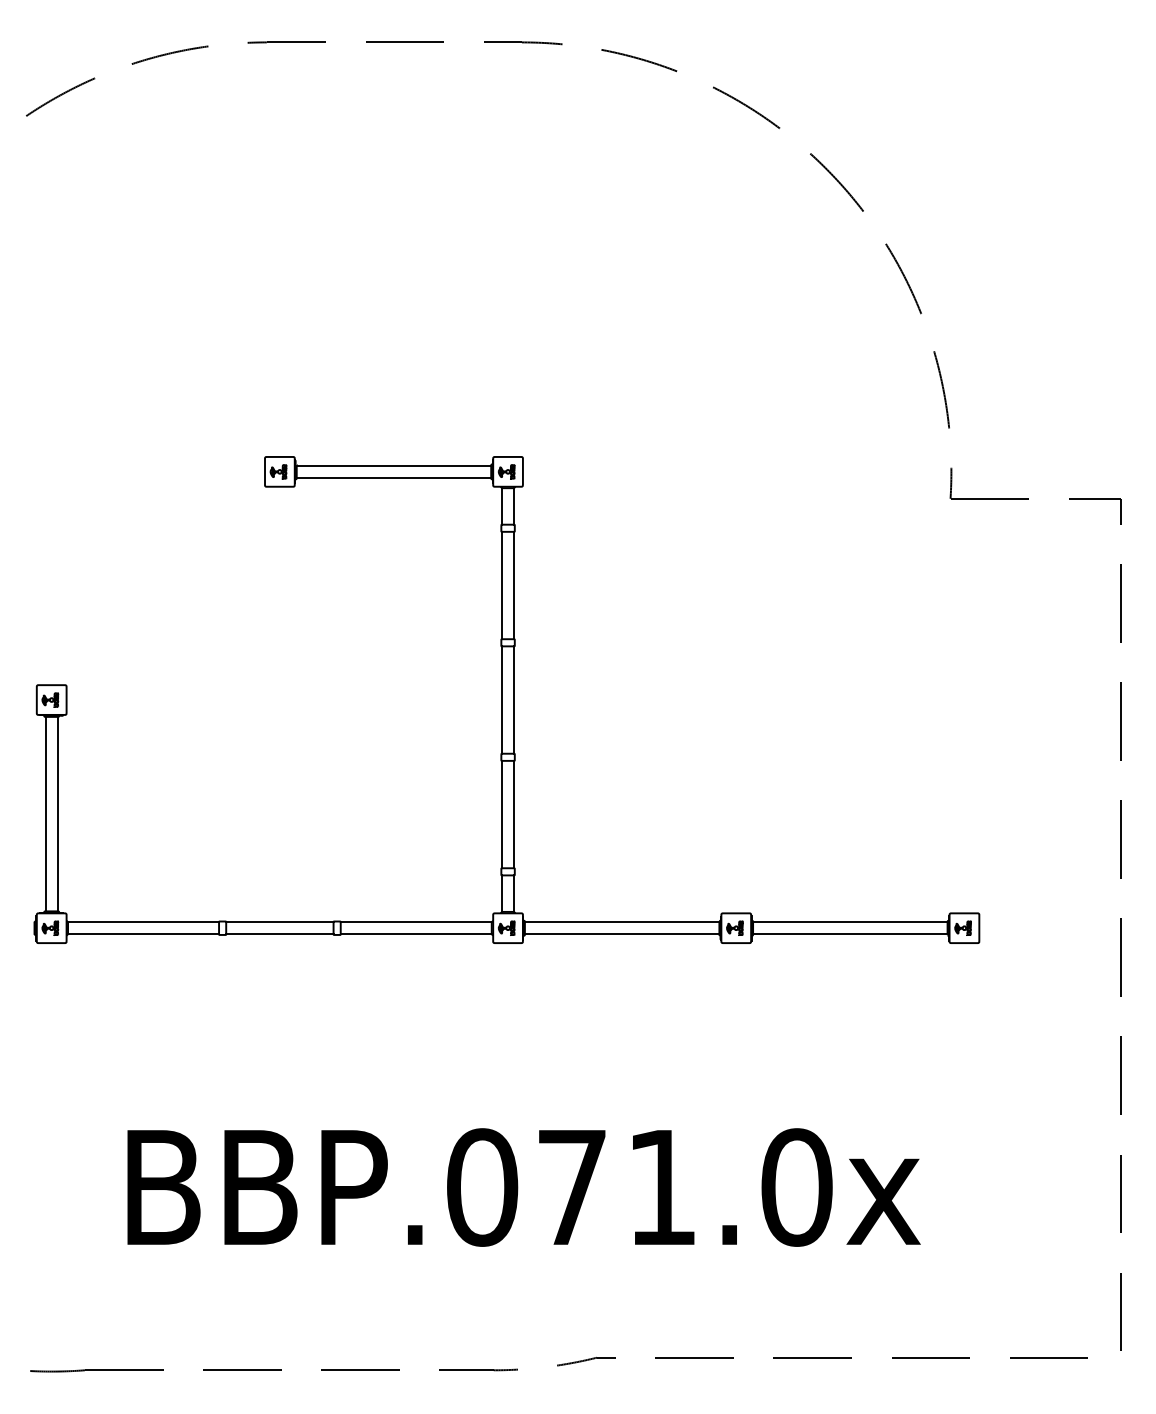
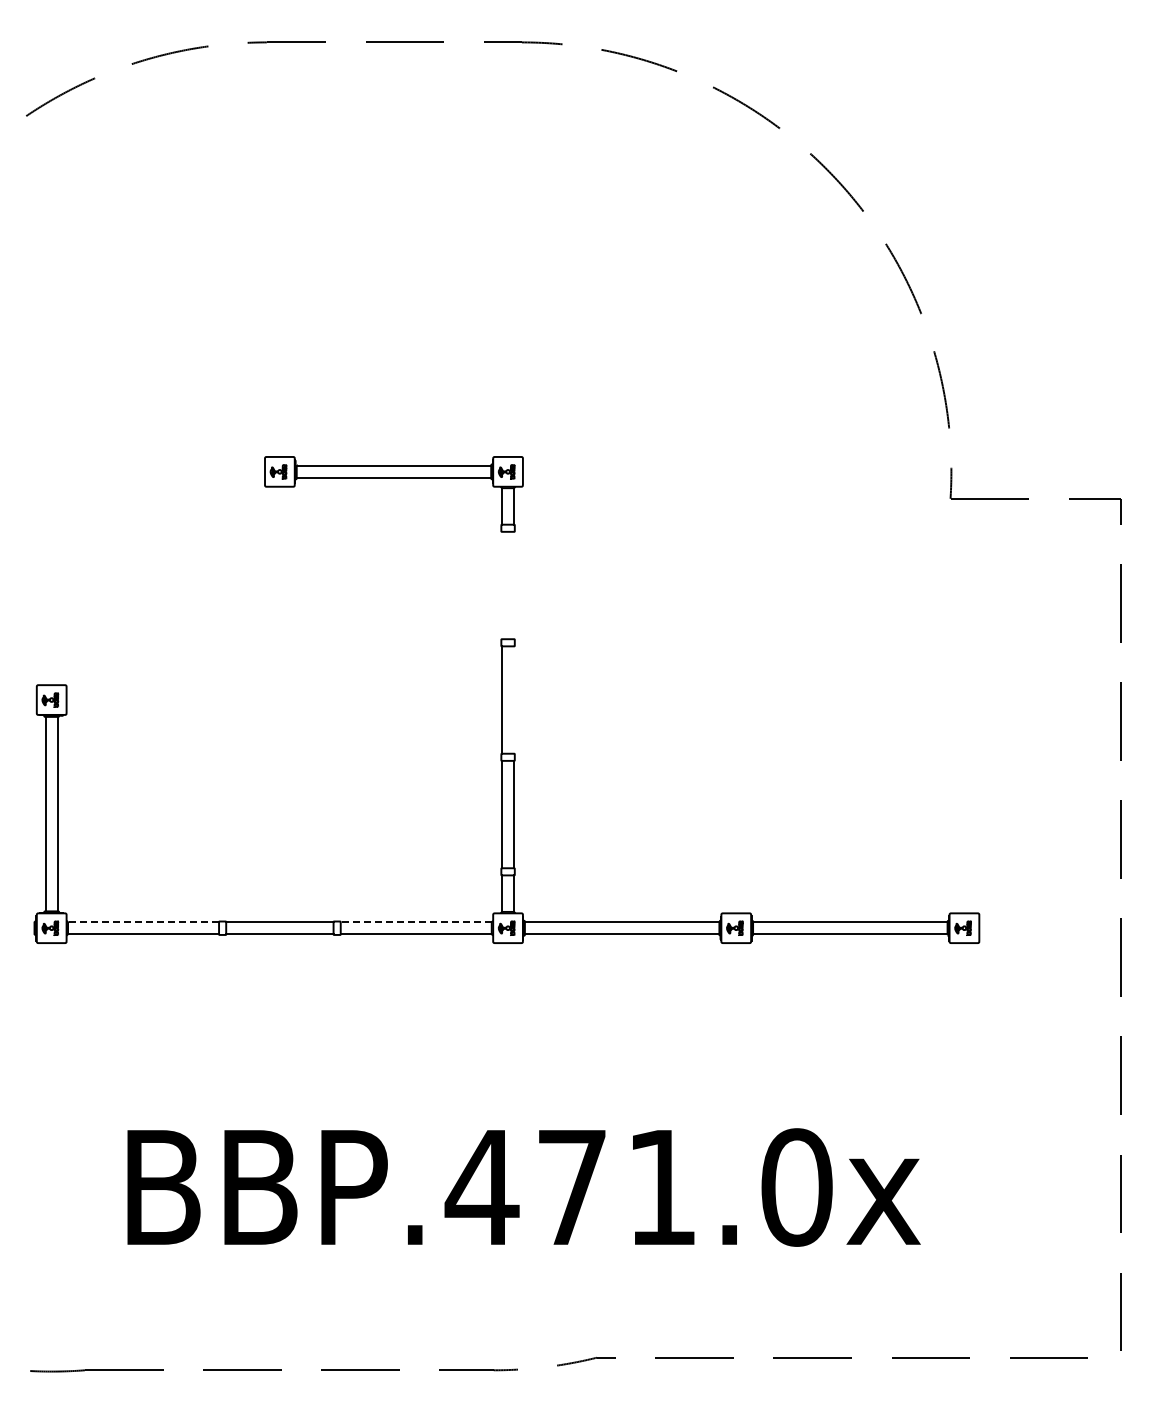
line: present -> none (502, 585)
line: present -> none (514, 585)
line: present -> none (514, 699)
line: solid -> dashed (143, 922)
line: solid -> dashed (416, 922)
text: BBP.071.0x -> BBP.471.0x (481, 1187)
